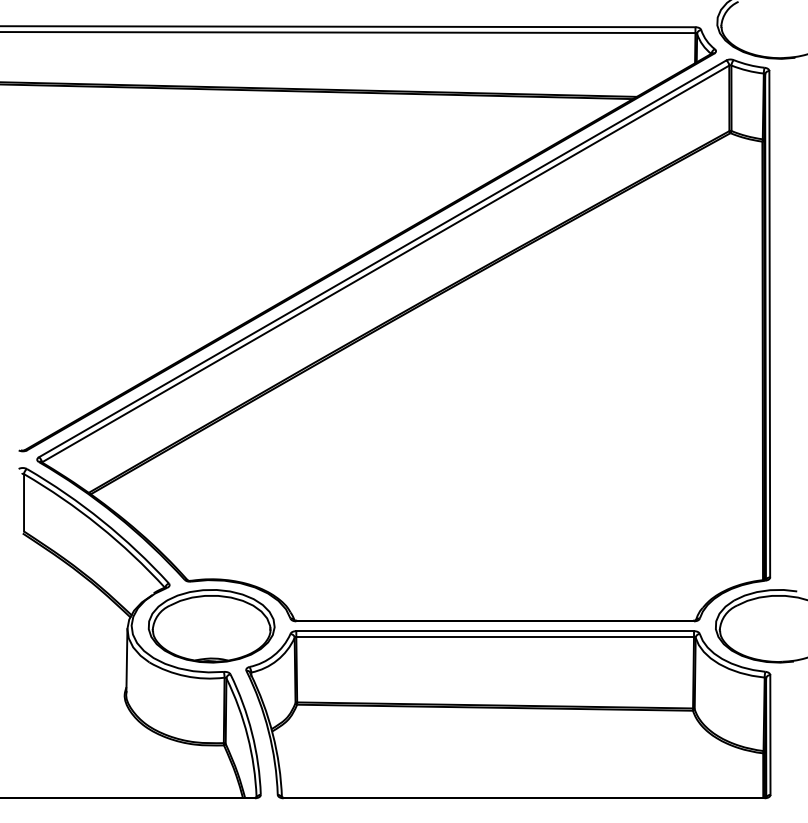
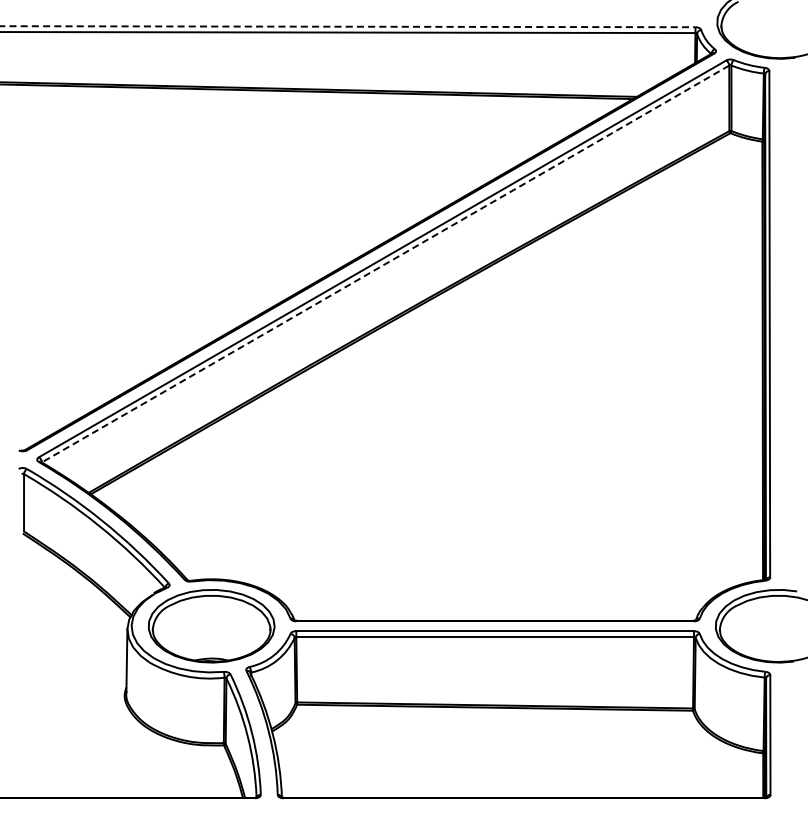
line: solid -> dashed (348, 26)
line: solid -> dashed (385, 264)
